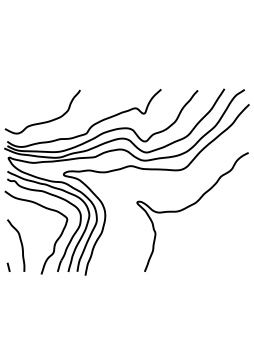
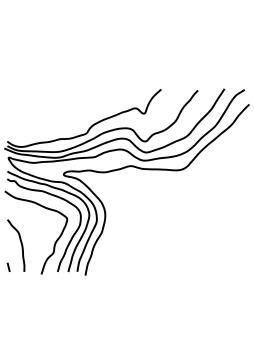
curve: present -> none (44, 121)
curve: present -> none (189, 207)
